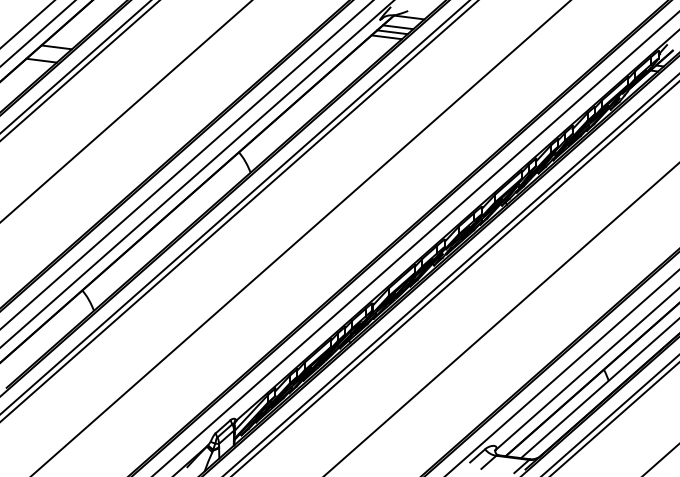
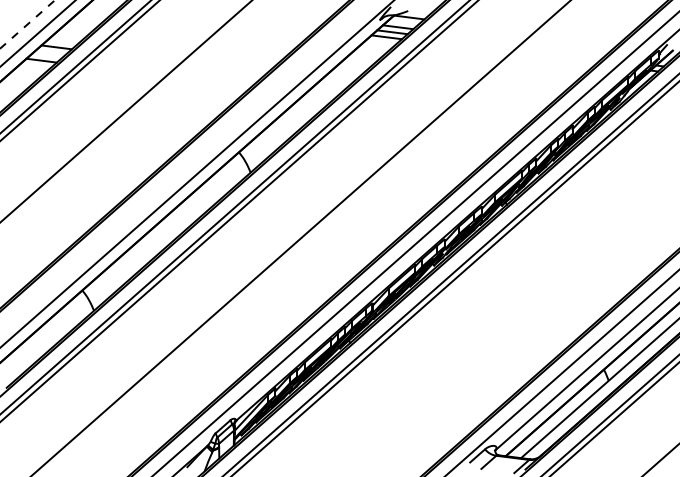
line: solid -> dashed (28, 23)
line: present -> none (186, 164)
line: present -> none (501, 319)
